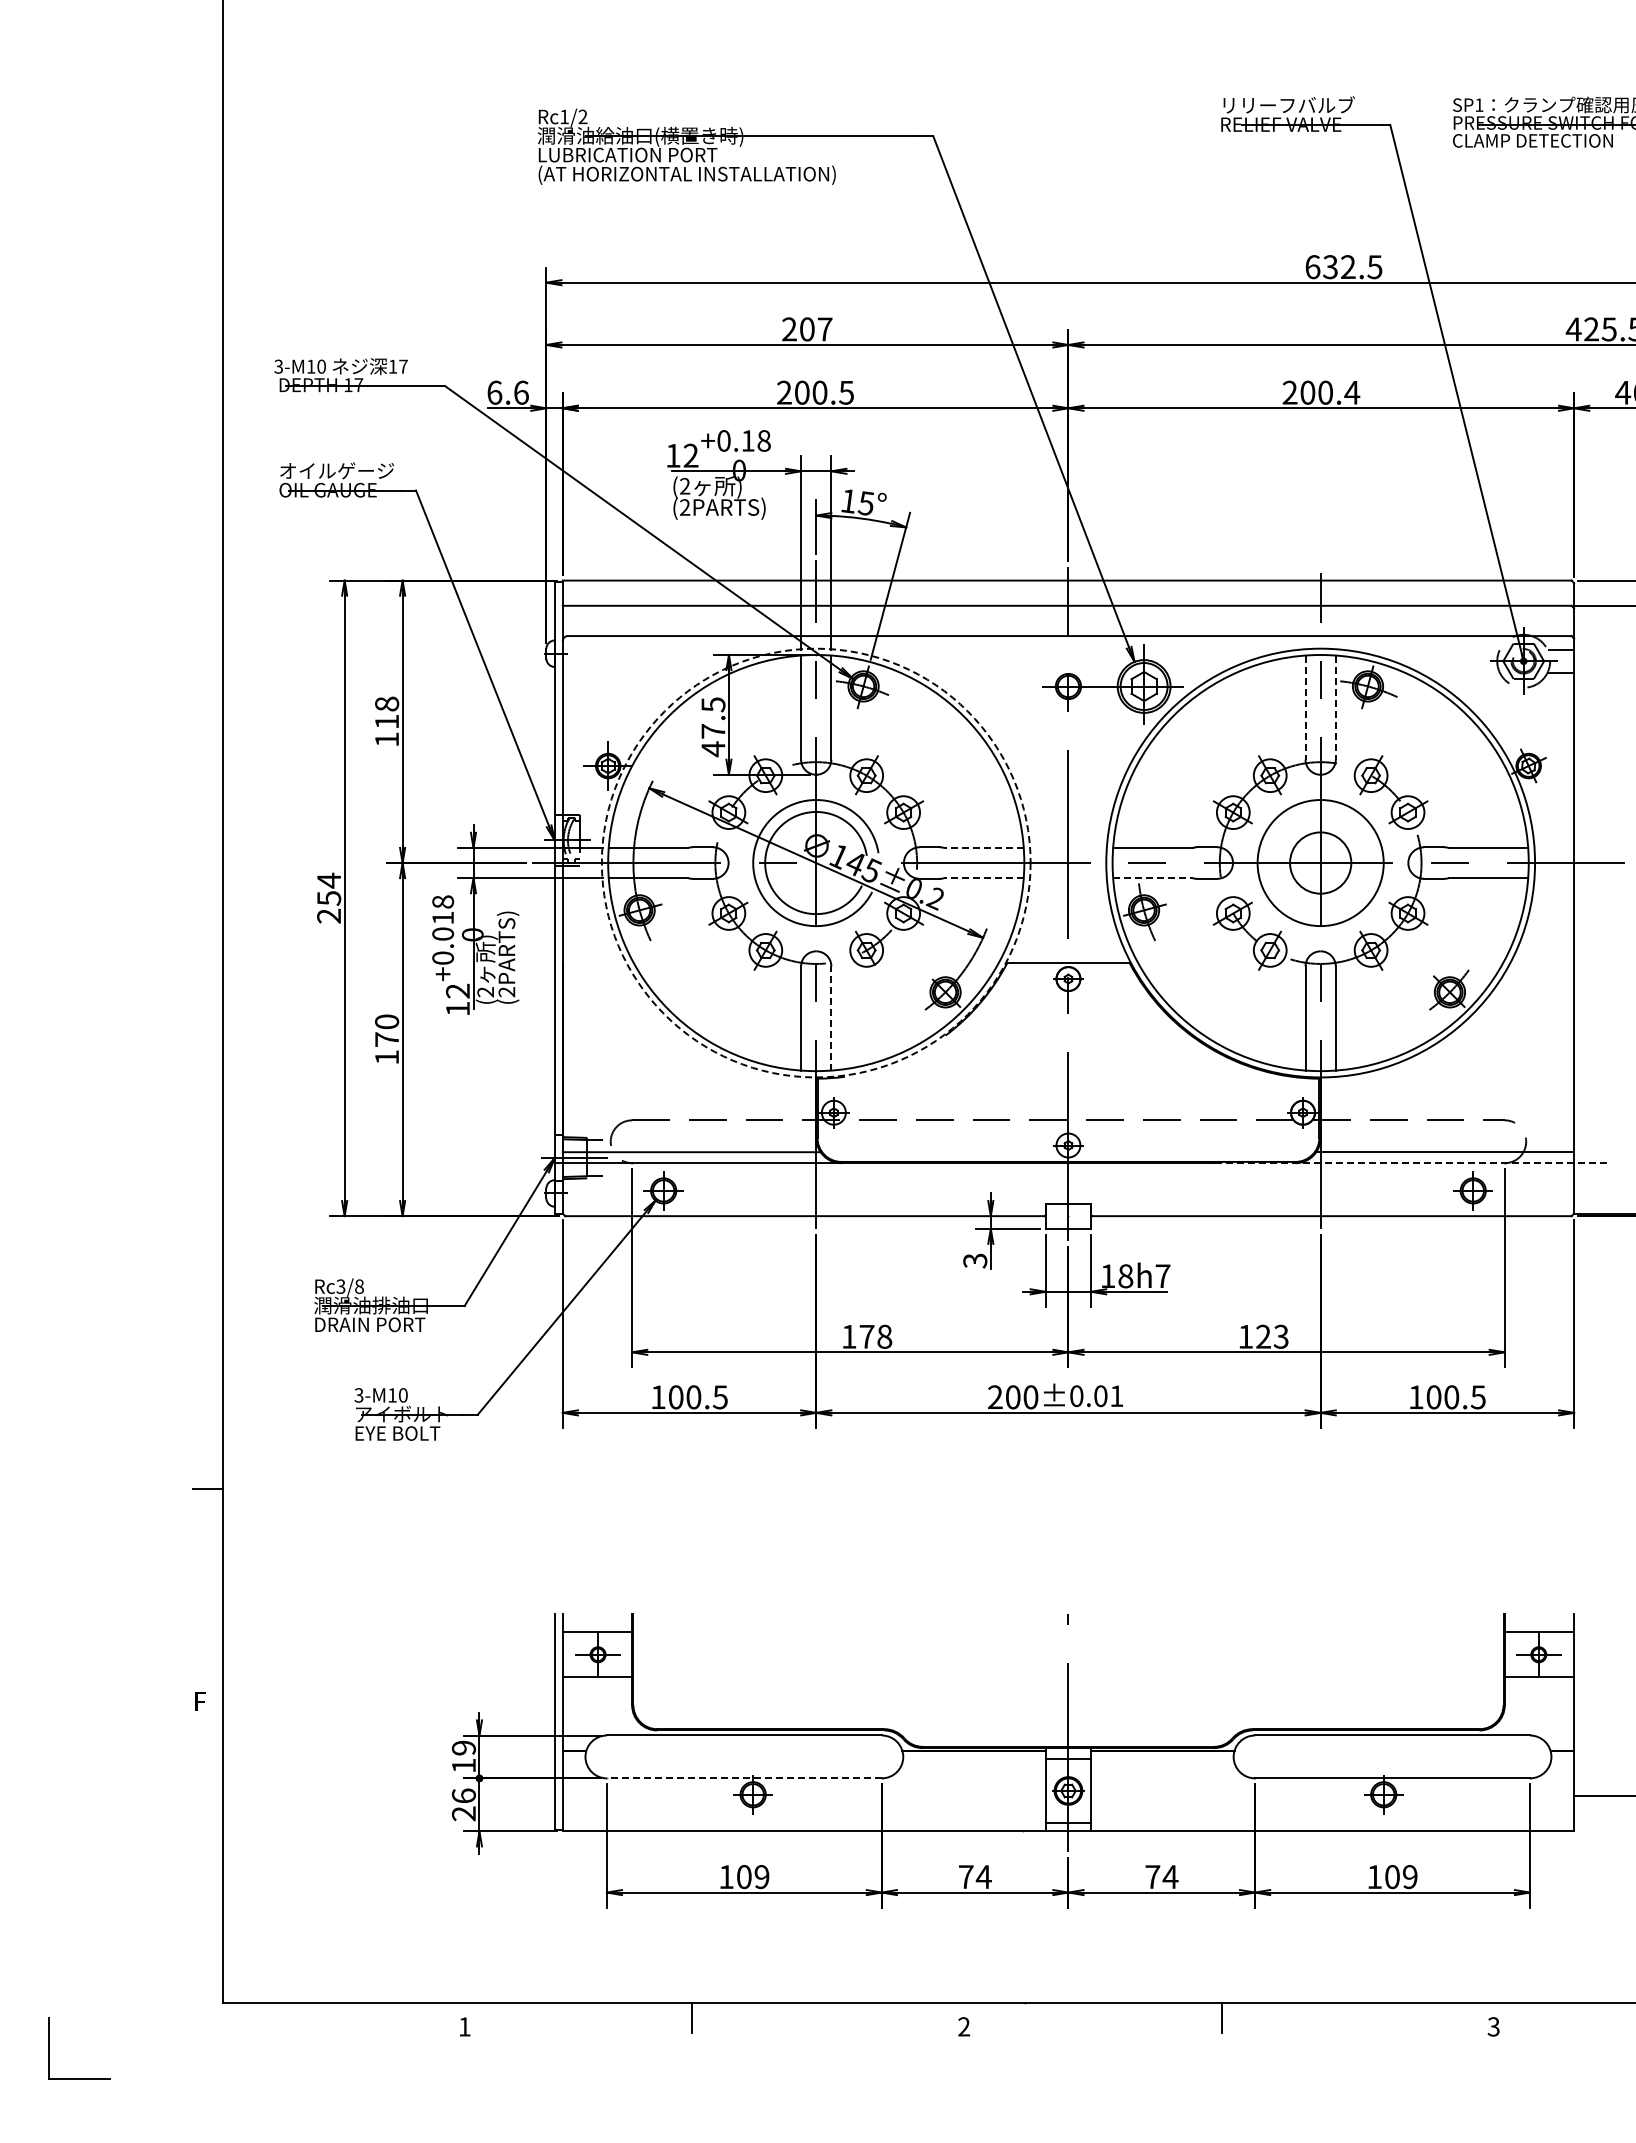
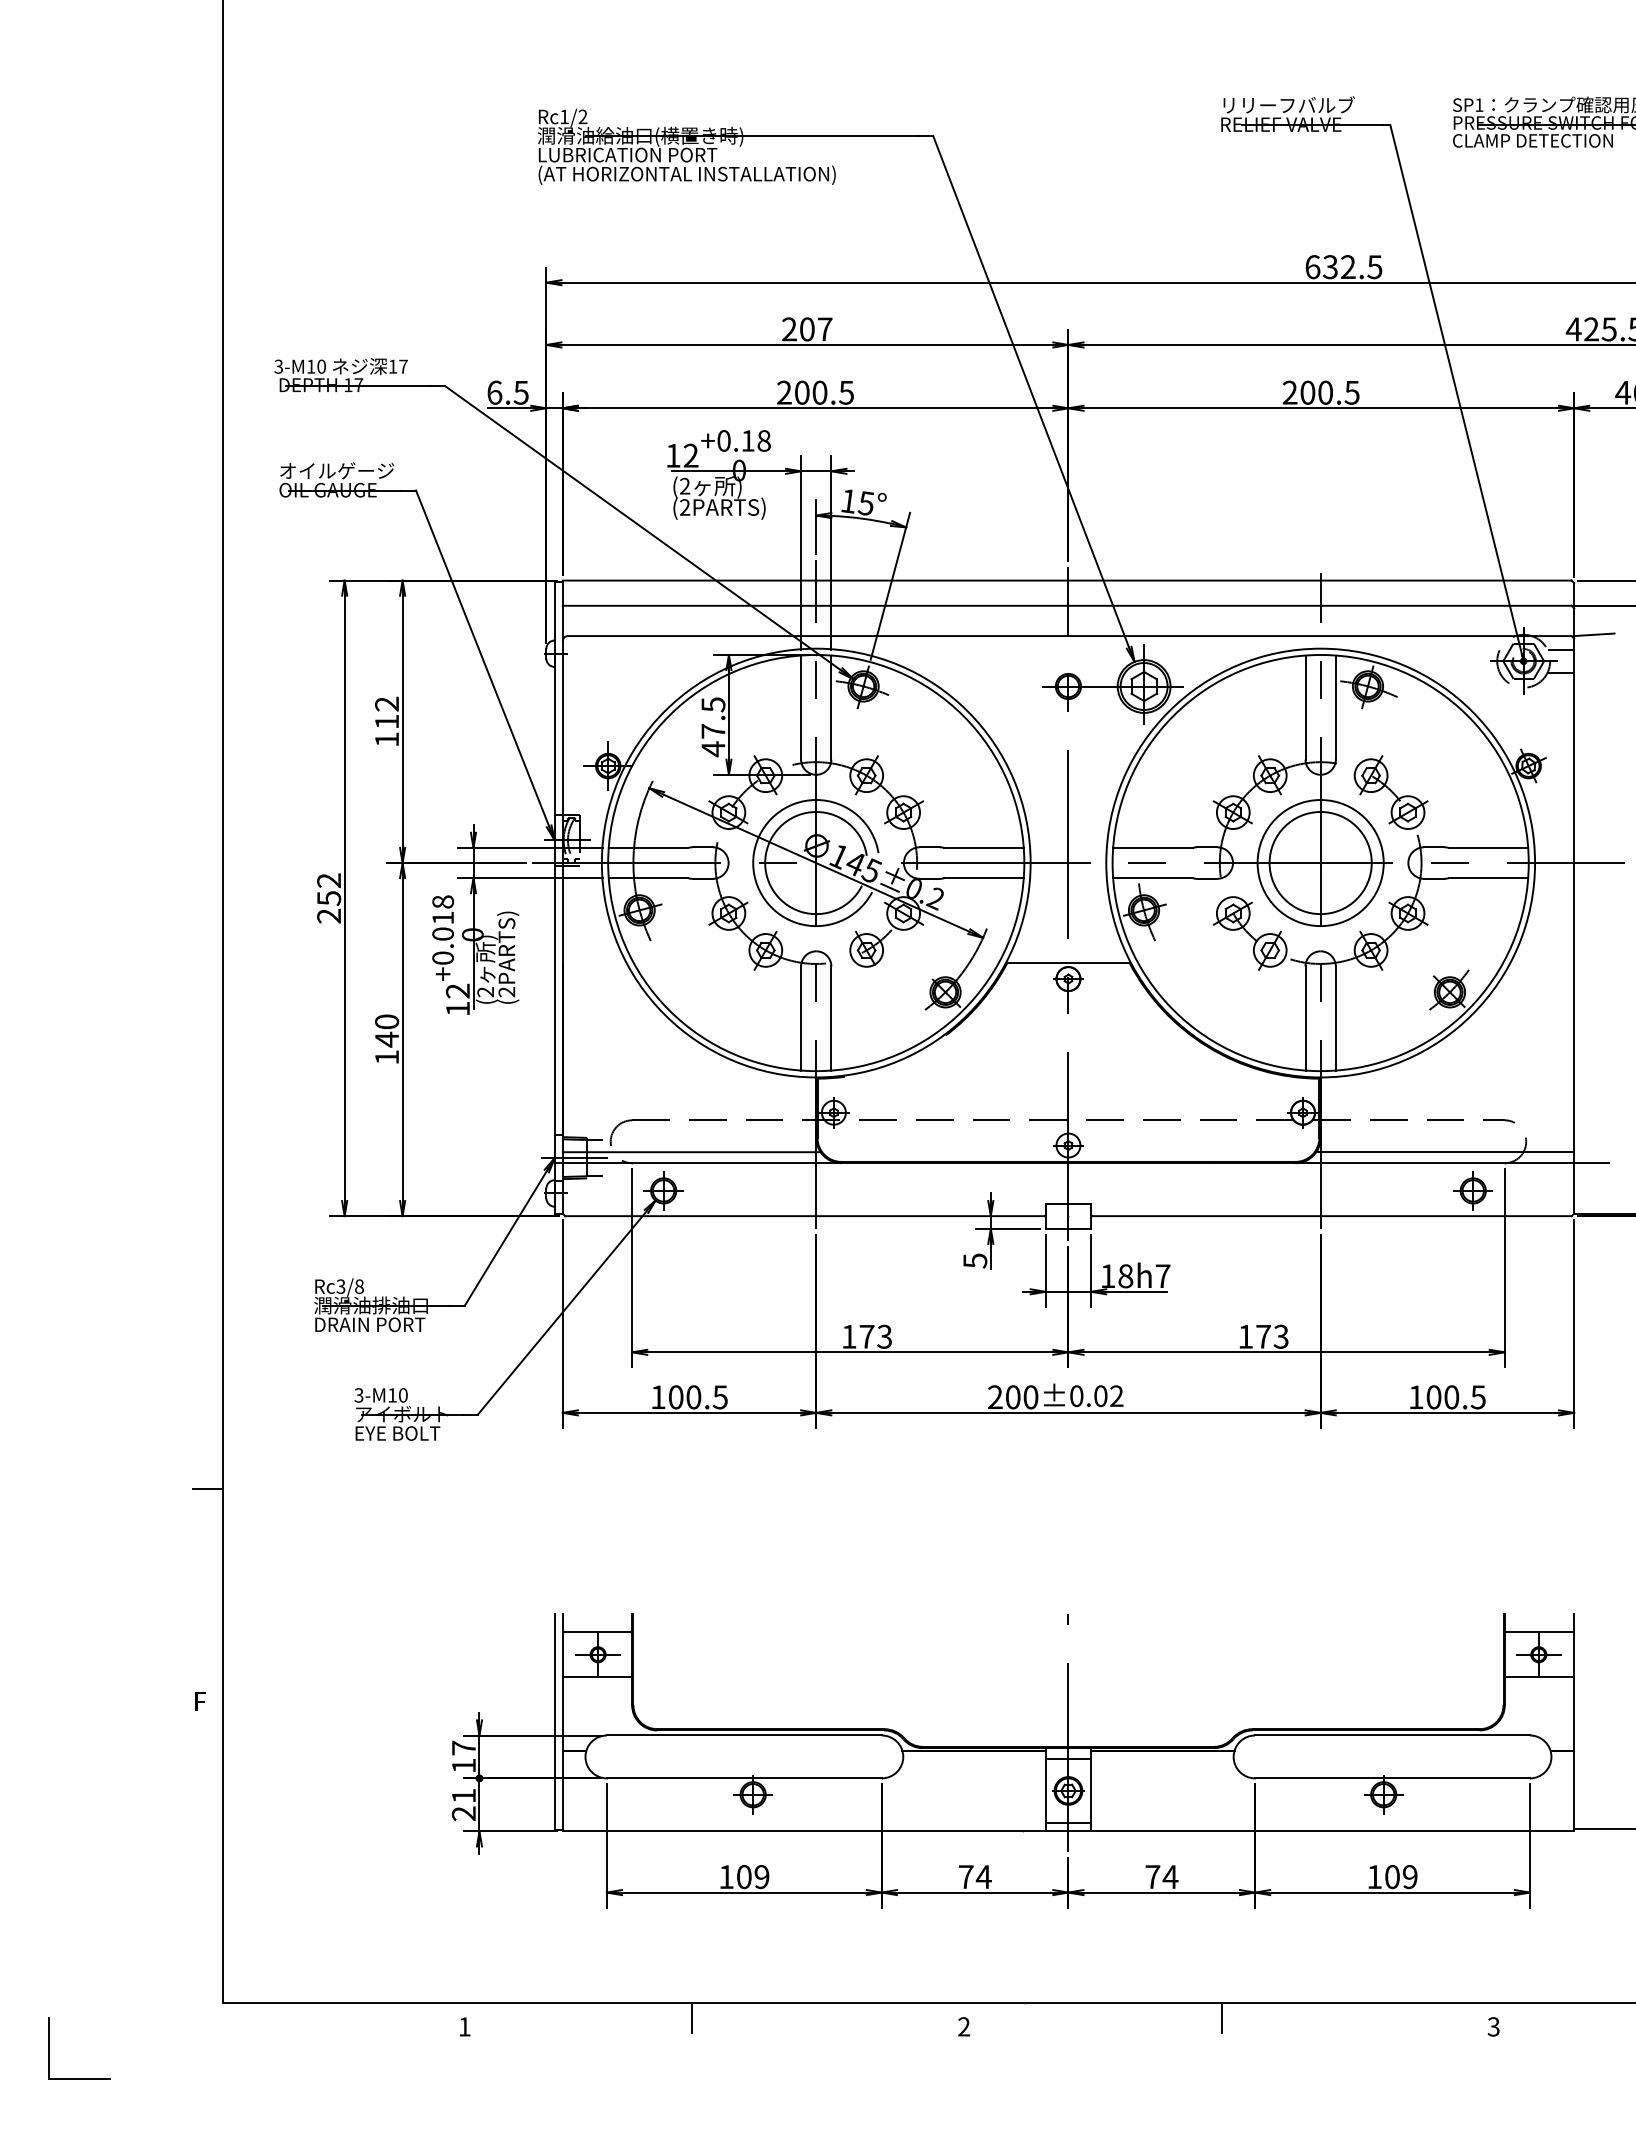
text: 6.6 -> 6.5 (520, 392)
text: 200.4 -> 200.5 (1352, 392)
line: none -> present (1594, 634)
text: 118 -> 112 (387, 703)
line: dashed -> solid (1305, 708)
line: dashed -> solid (1335, 708)
line: dashed -> solid (984, 847)
circle: dashed -> solid (815, 862)
circle diameter: 61 px -> 102 px (1320, 862)
line: dashed -> solid (984, 878)
line: dashed -> solid (1152, 878)
text: 254 -> 252 (328, 880)
line: dashed -> solid (831, 1018)
text: 170 -> 140 (386, 1039)
line: dashed -> solid (1412, 1163)
text: 3 -> 5 (974, 1260)
text: 178 -> 173 (884, 1336)
text: 123 -> 173 (1263, 1336)
text: ±0.01 -> ±0.02 (1116, 1395)
text: 19 -> 17 (463, 1747)
line: dashed -> solid (743, 1778)
text: 26 -> 21 (463, 1795)
line position: (1603, 1795) -> (1603, 1828) (1603, 1828)
